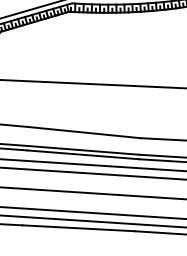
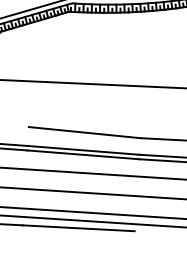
line: present -> none (15, 125)
line: present -> none (92, 165)
line: present -> none (158, 232)
